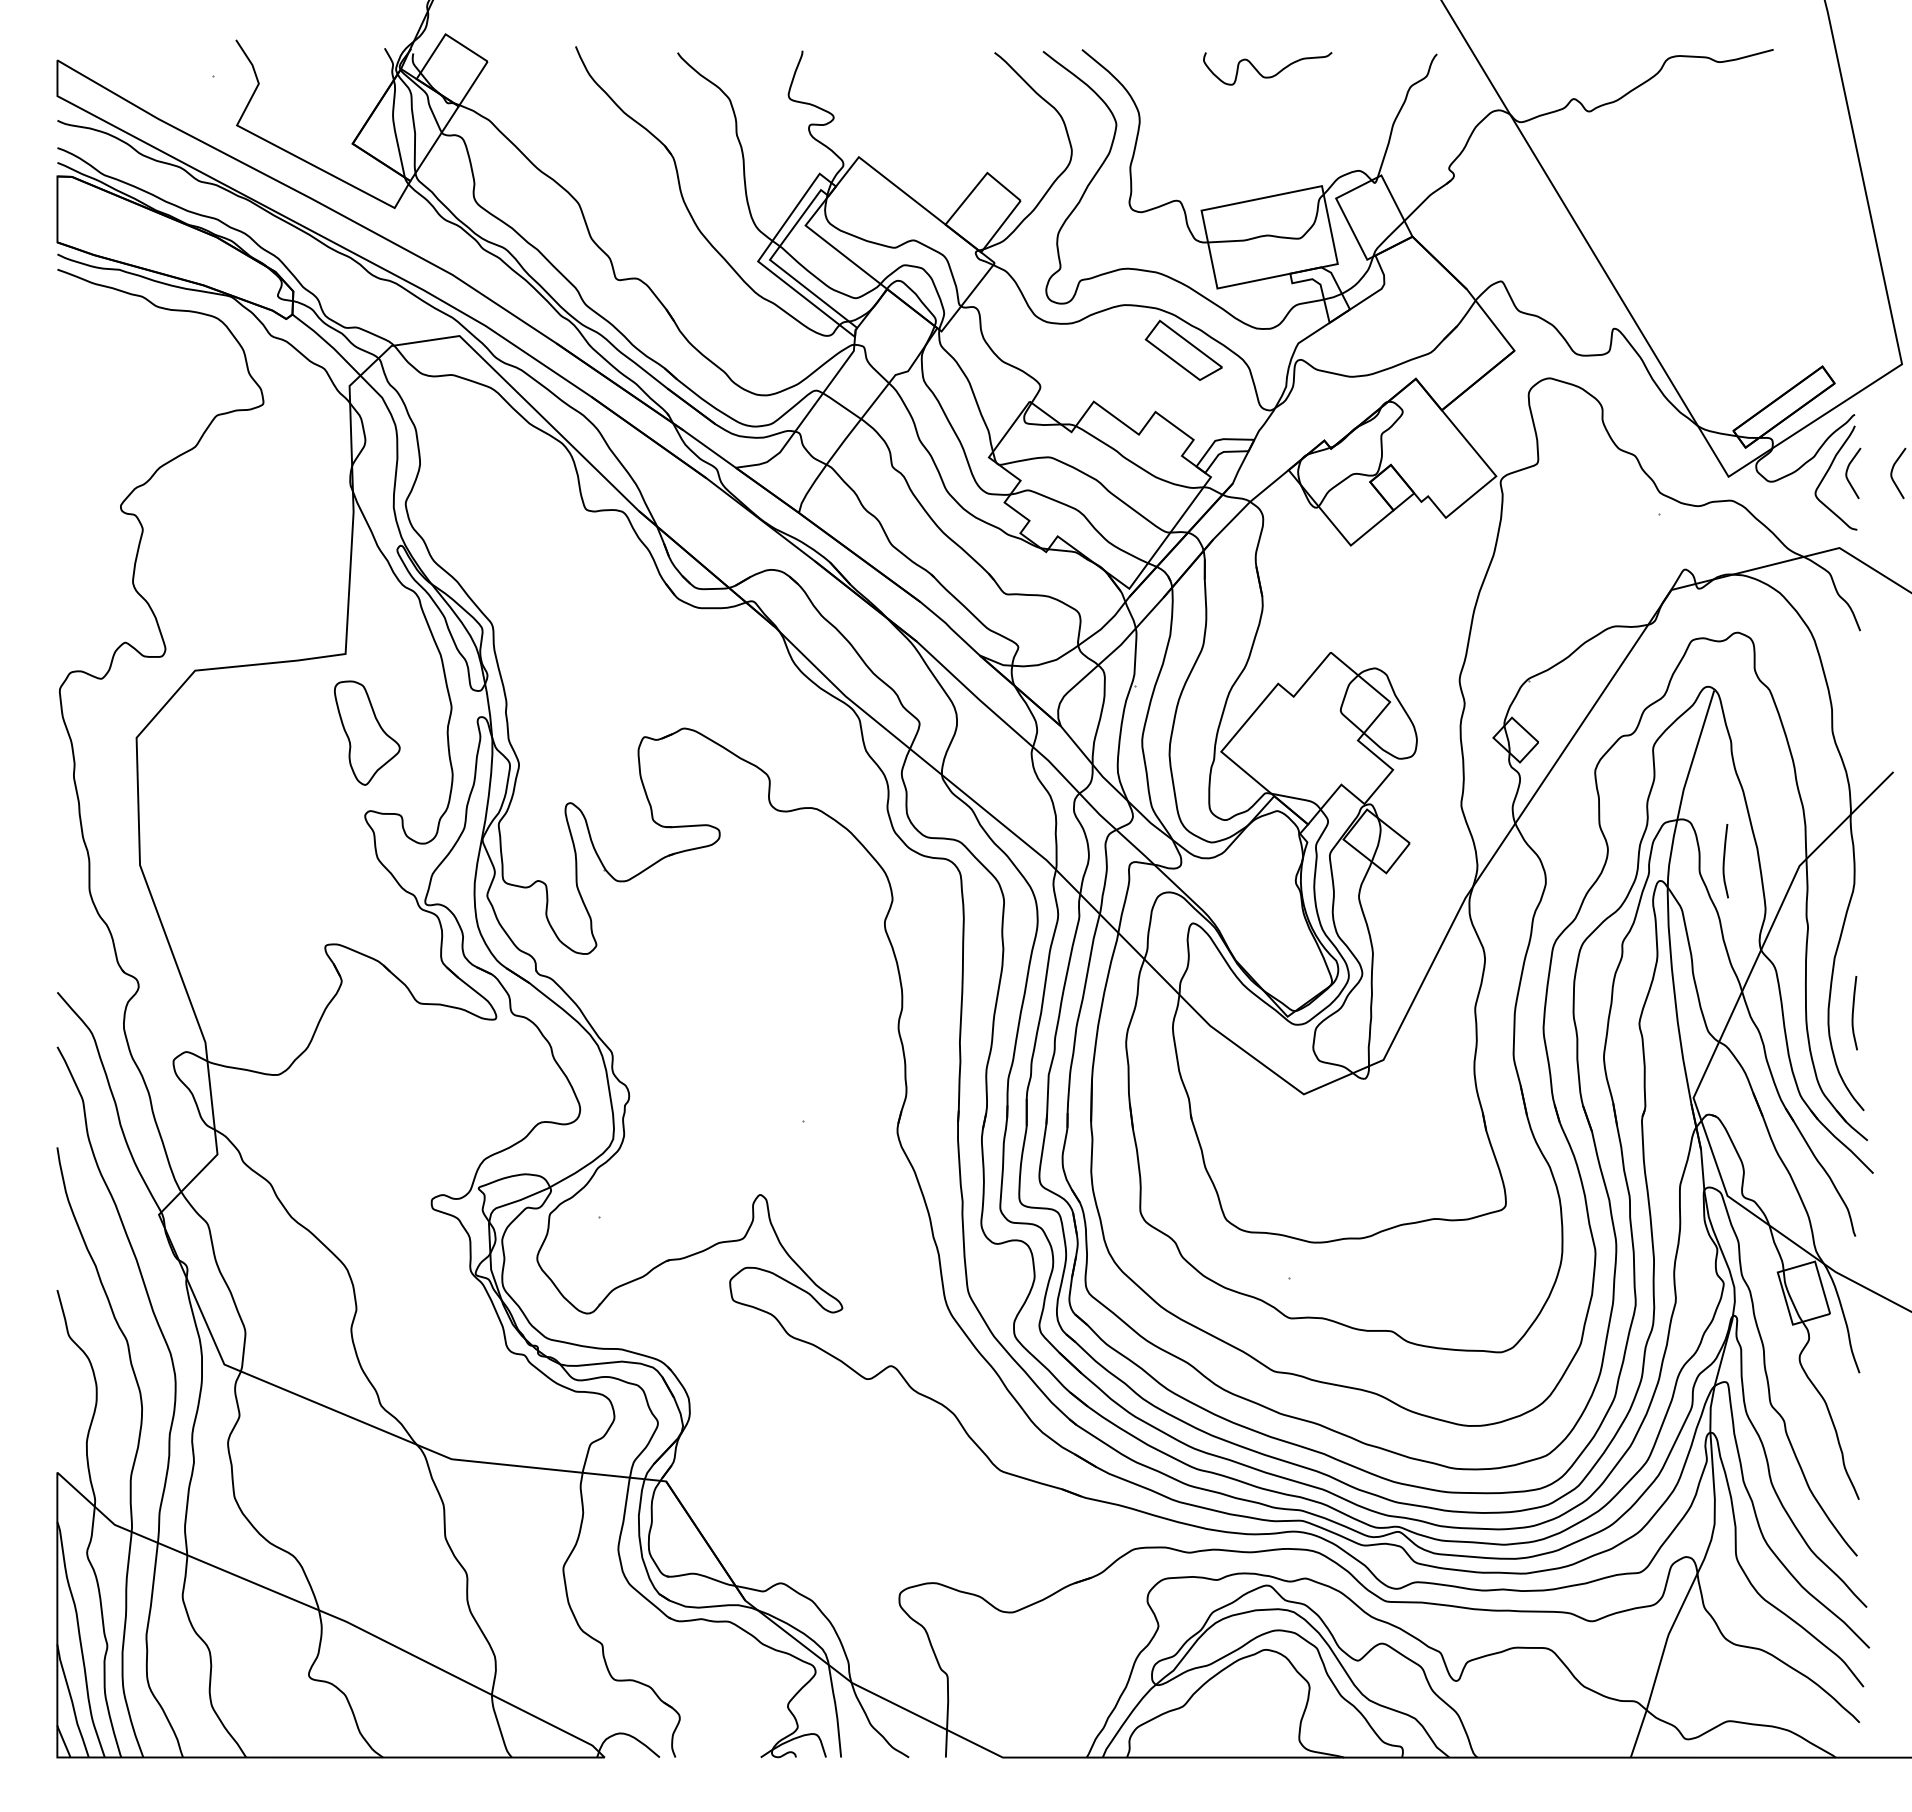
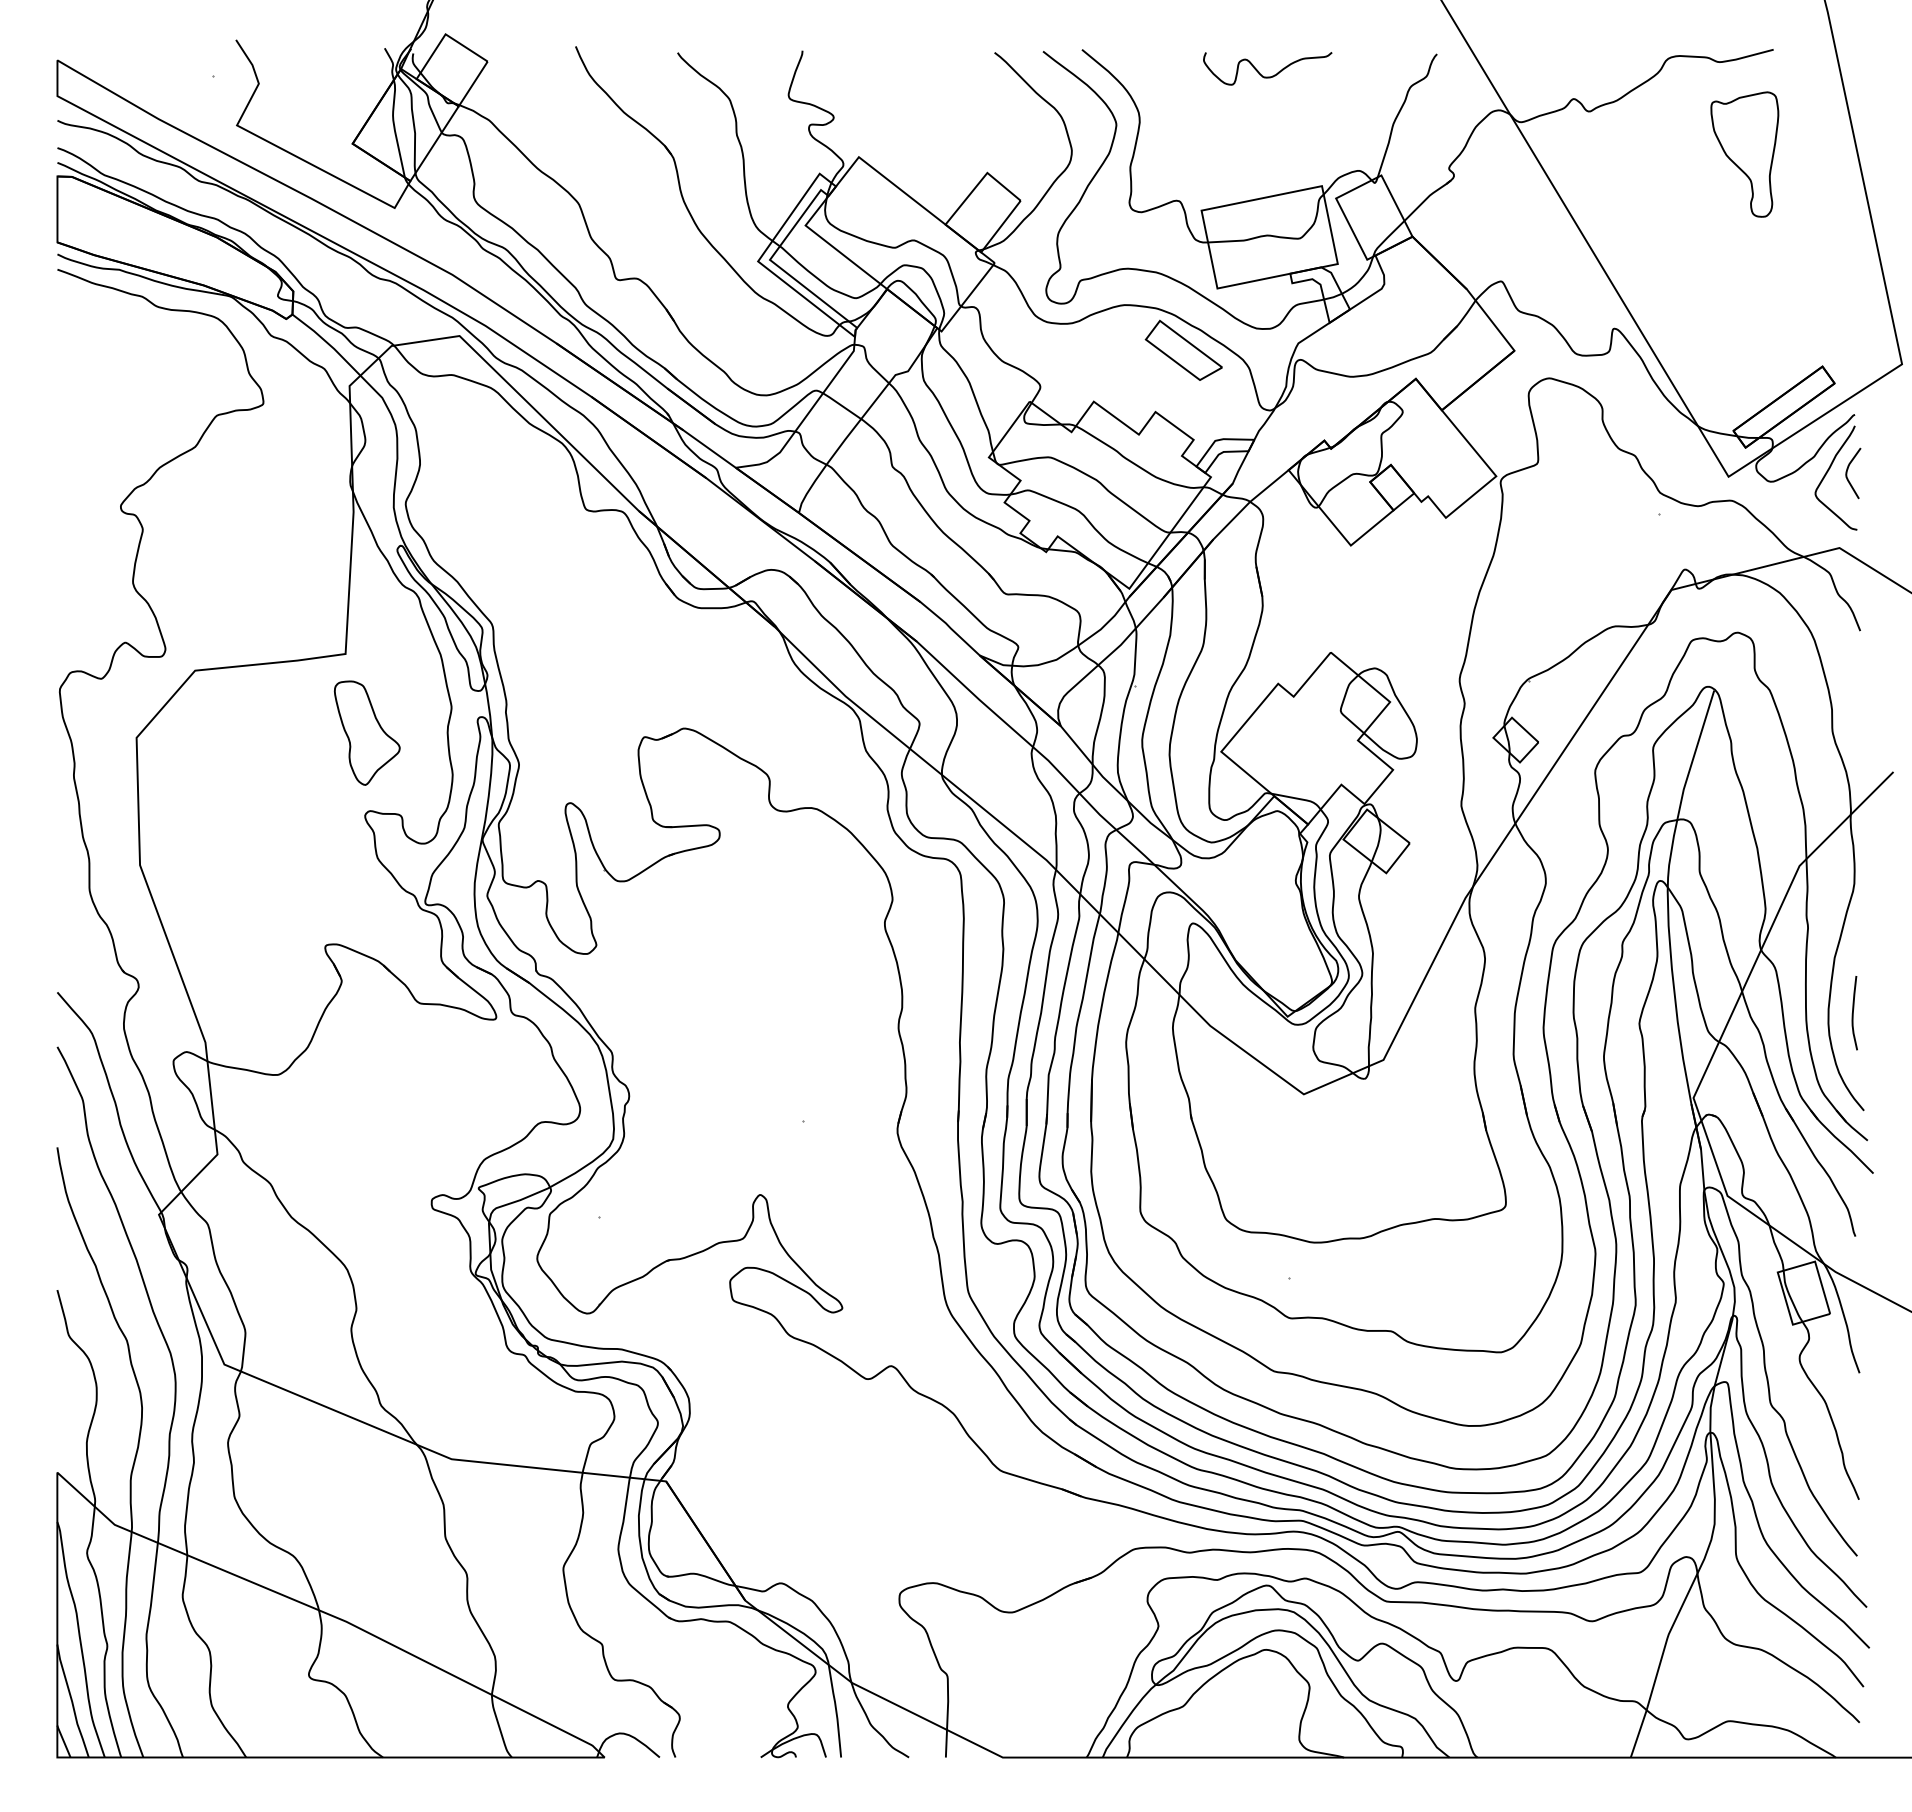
part: none -> present (1744, 154)
curve: present -> none (1892, 473)
curve: present -> none (1724, 861)
